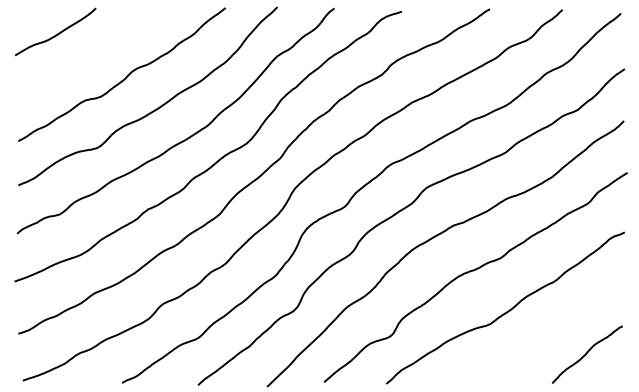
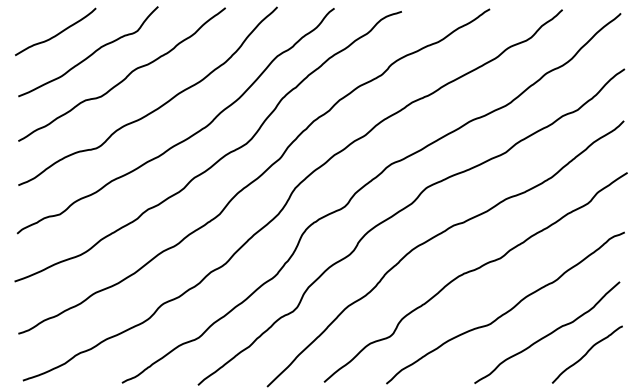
curve: none -> present (91, 53)
curve: none -> present (548, 333)
